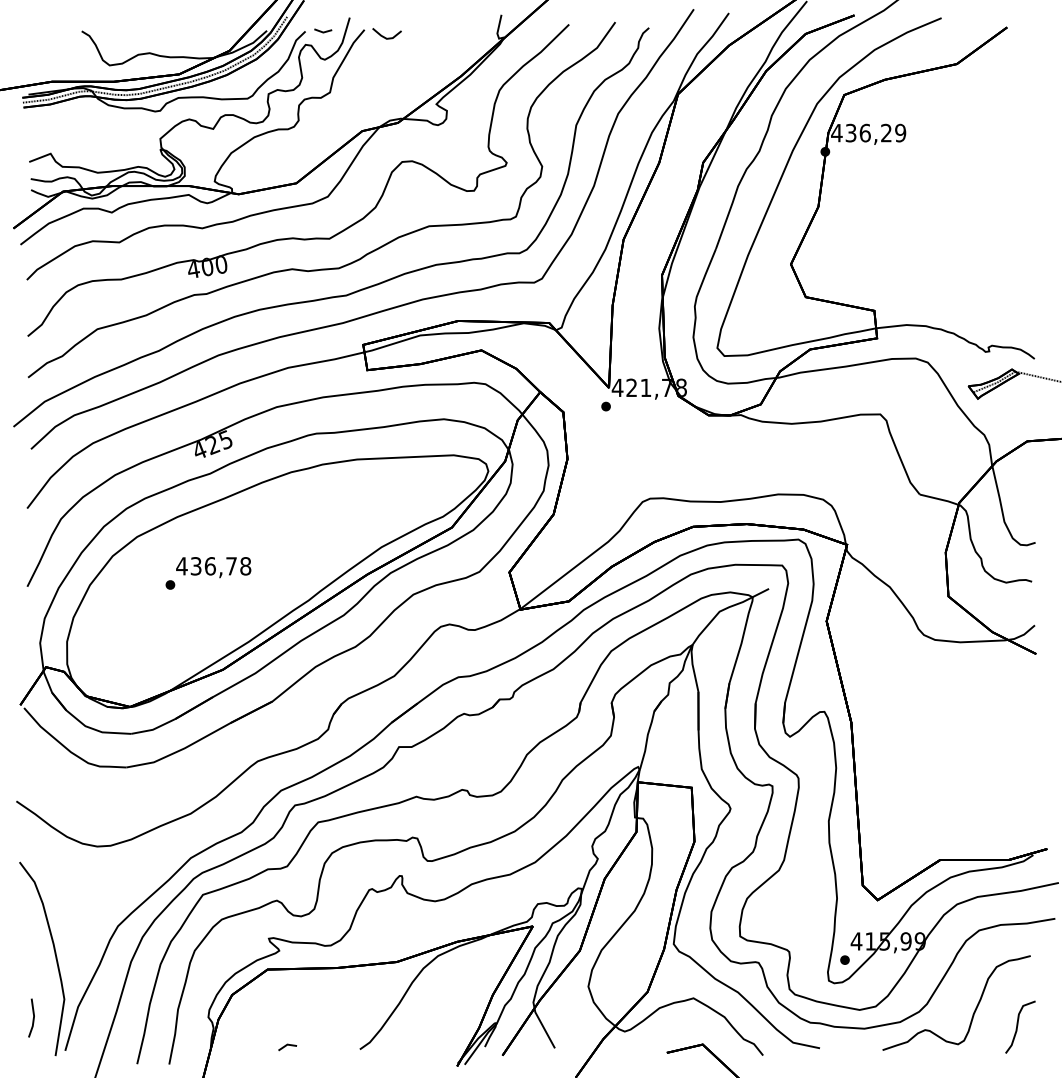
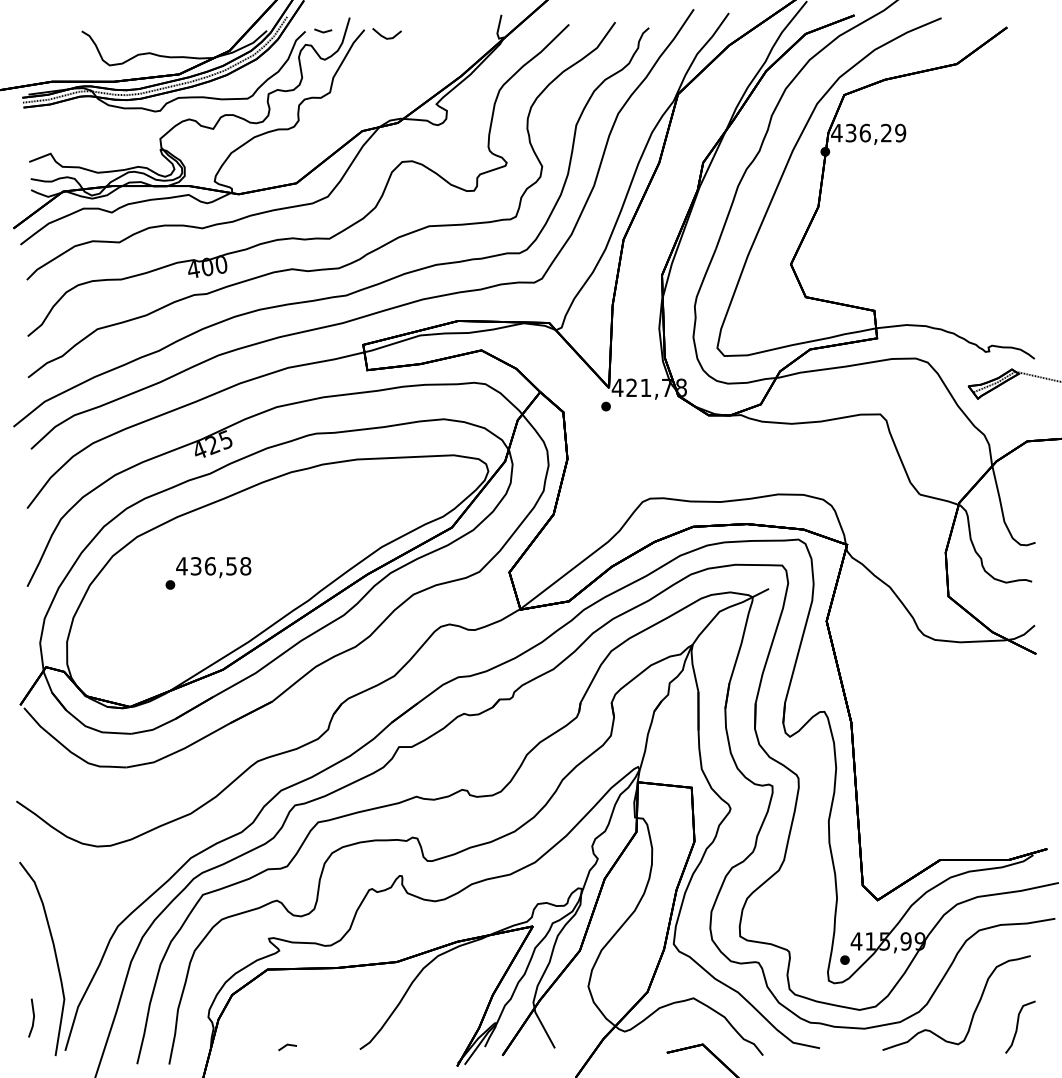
text: 436,78 -> 436,58 (231, 566)
